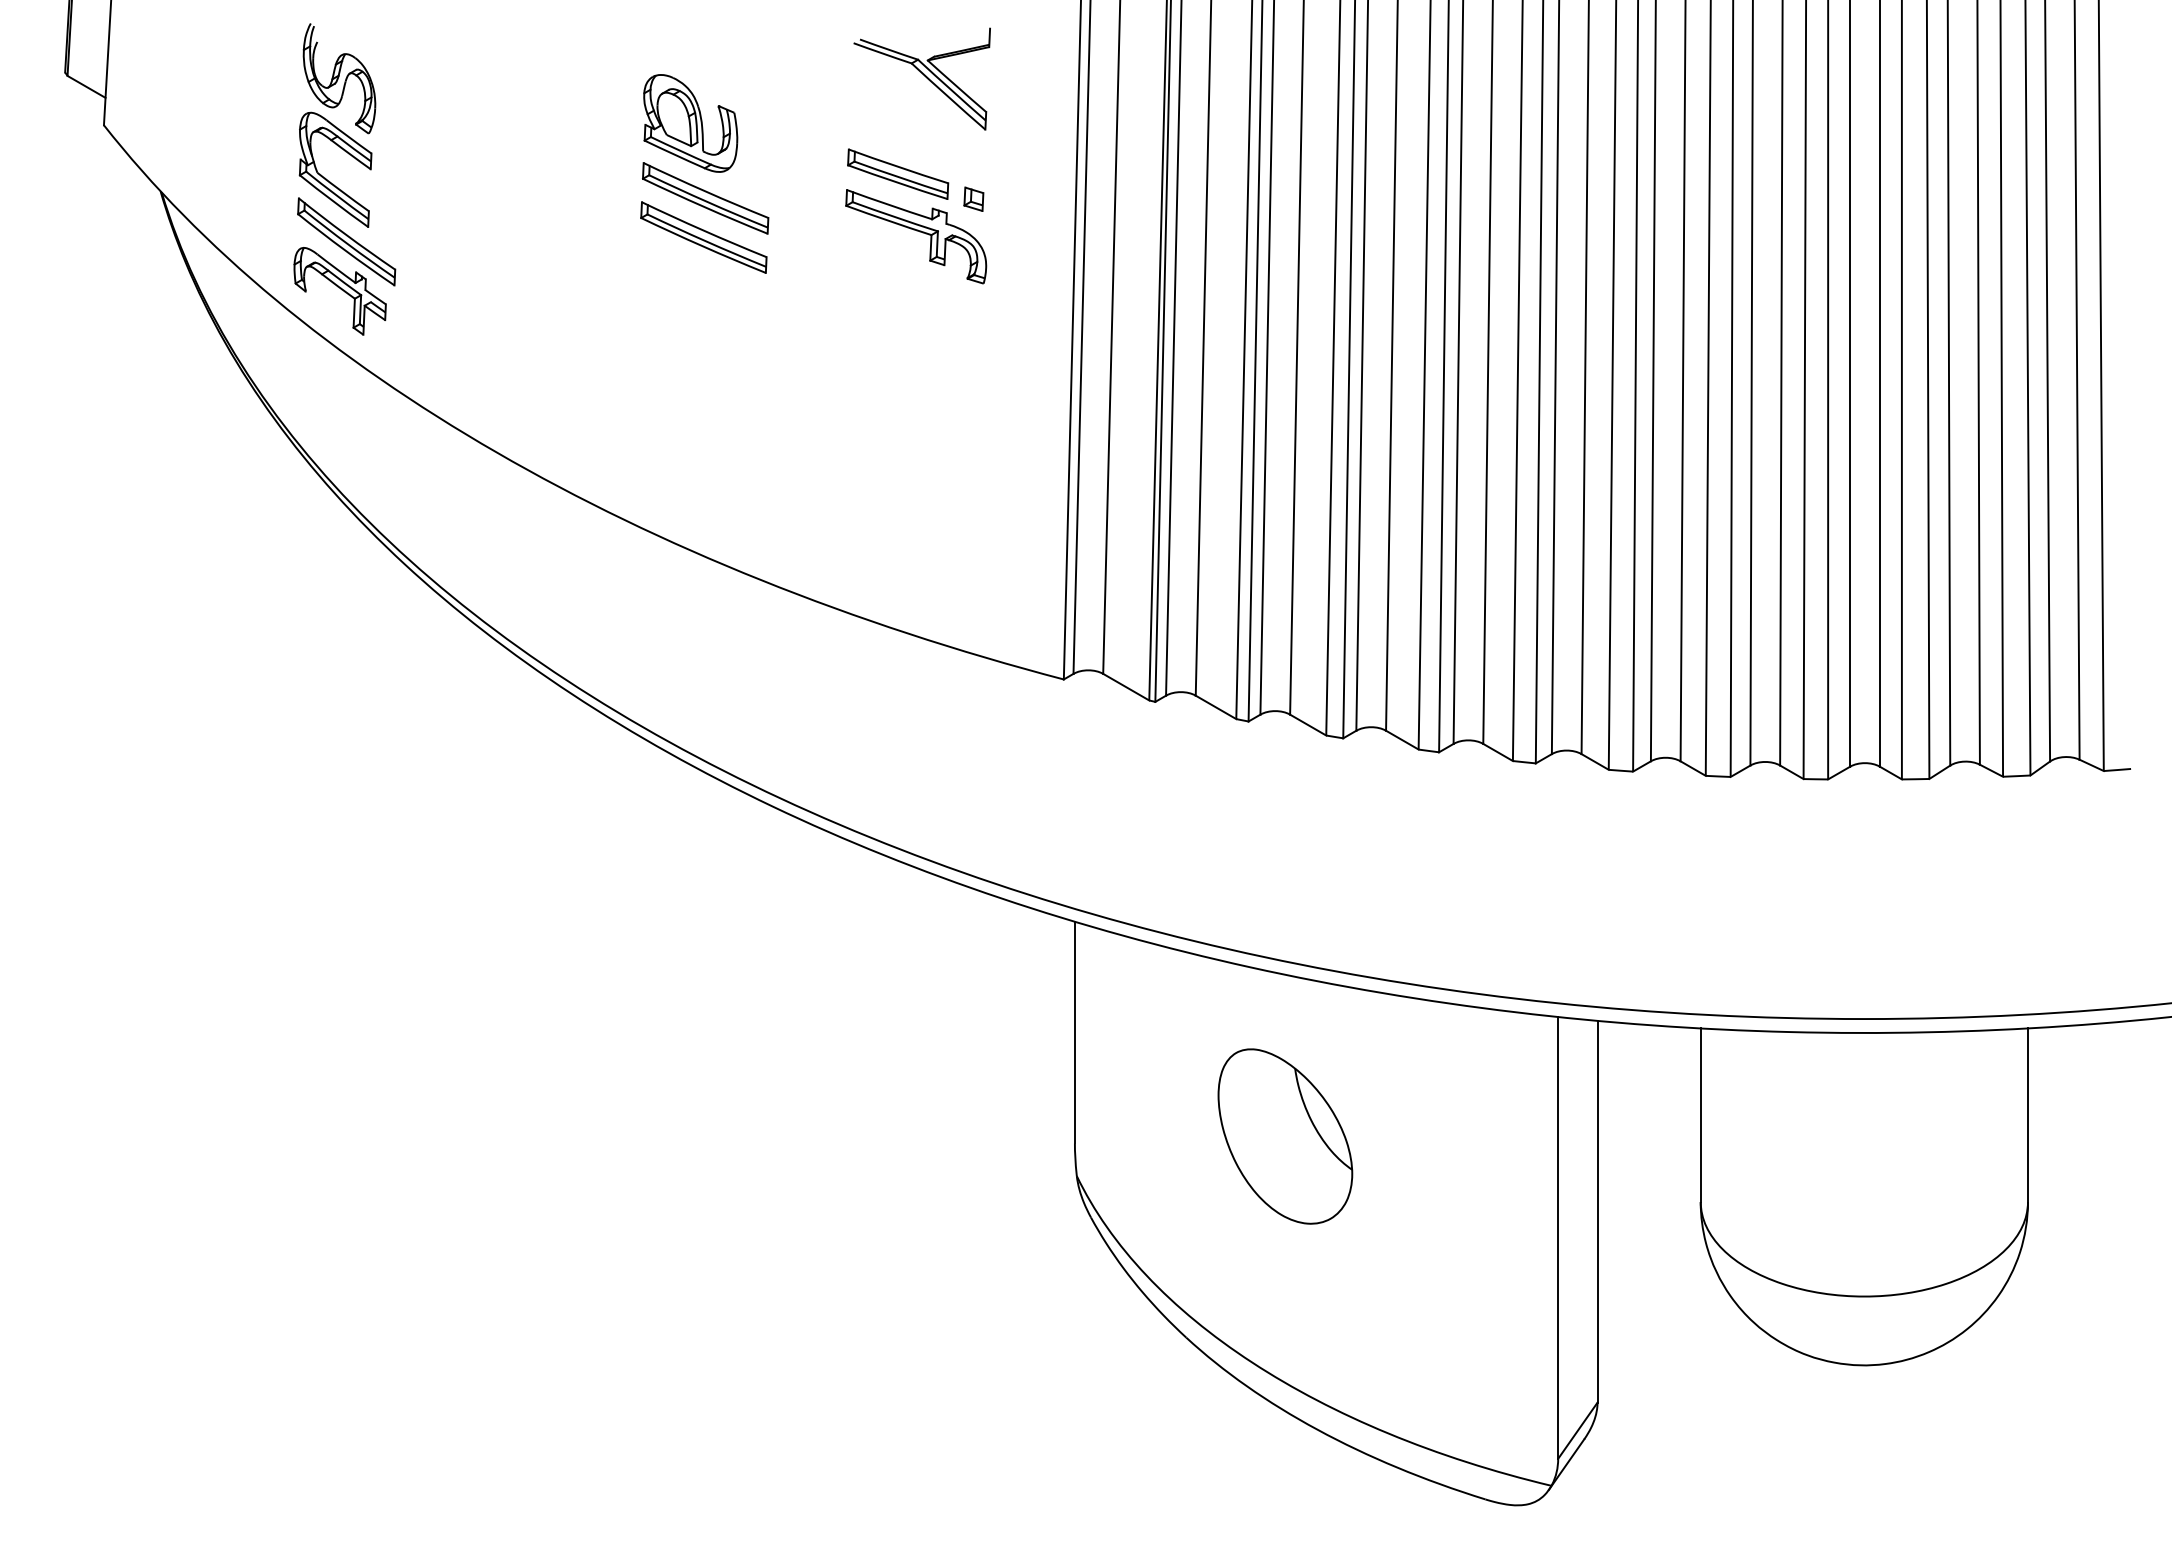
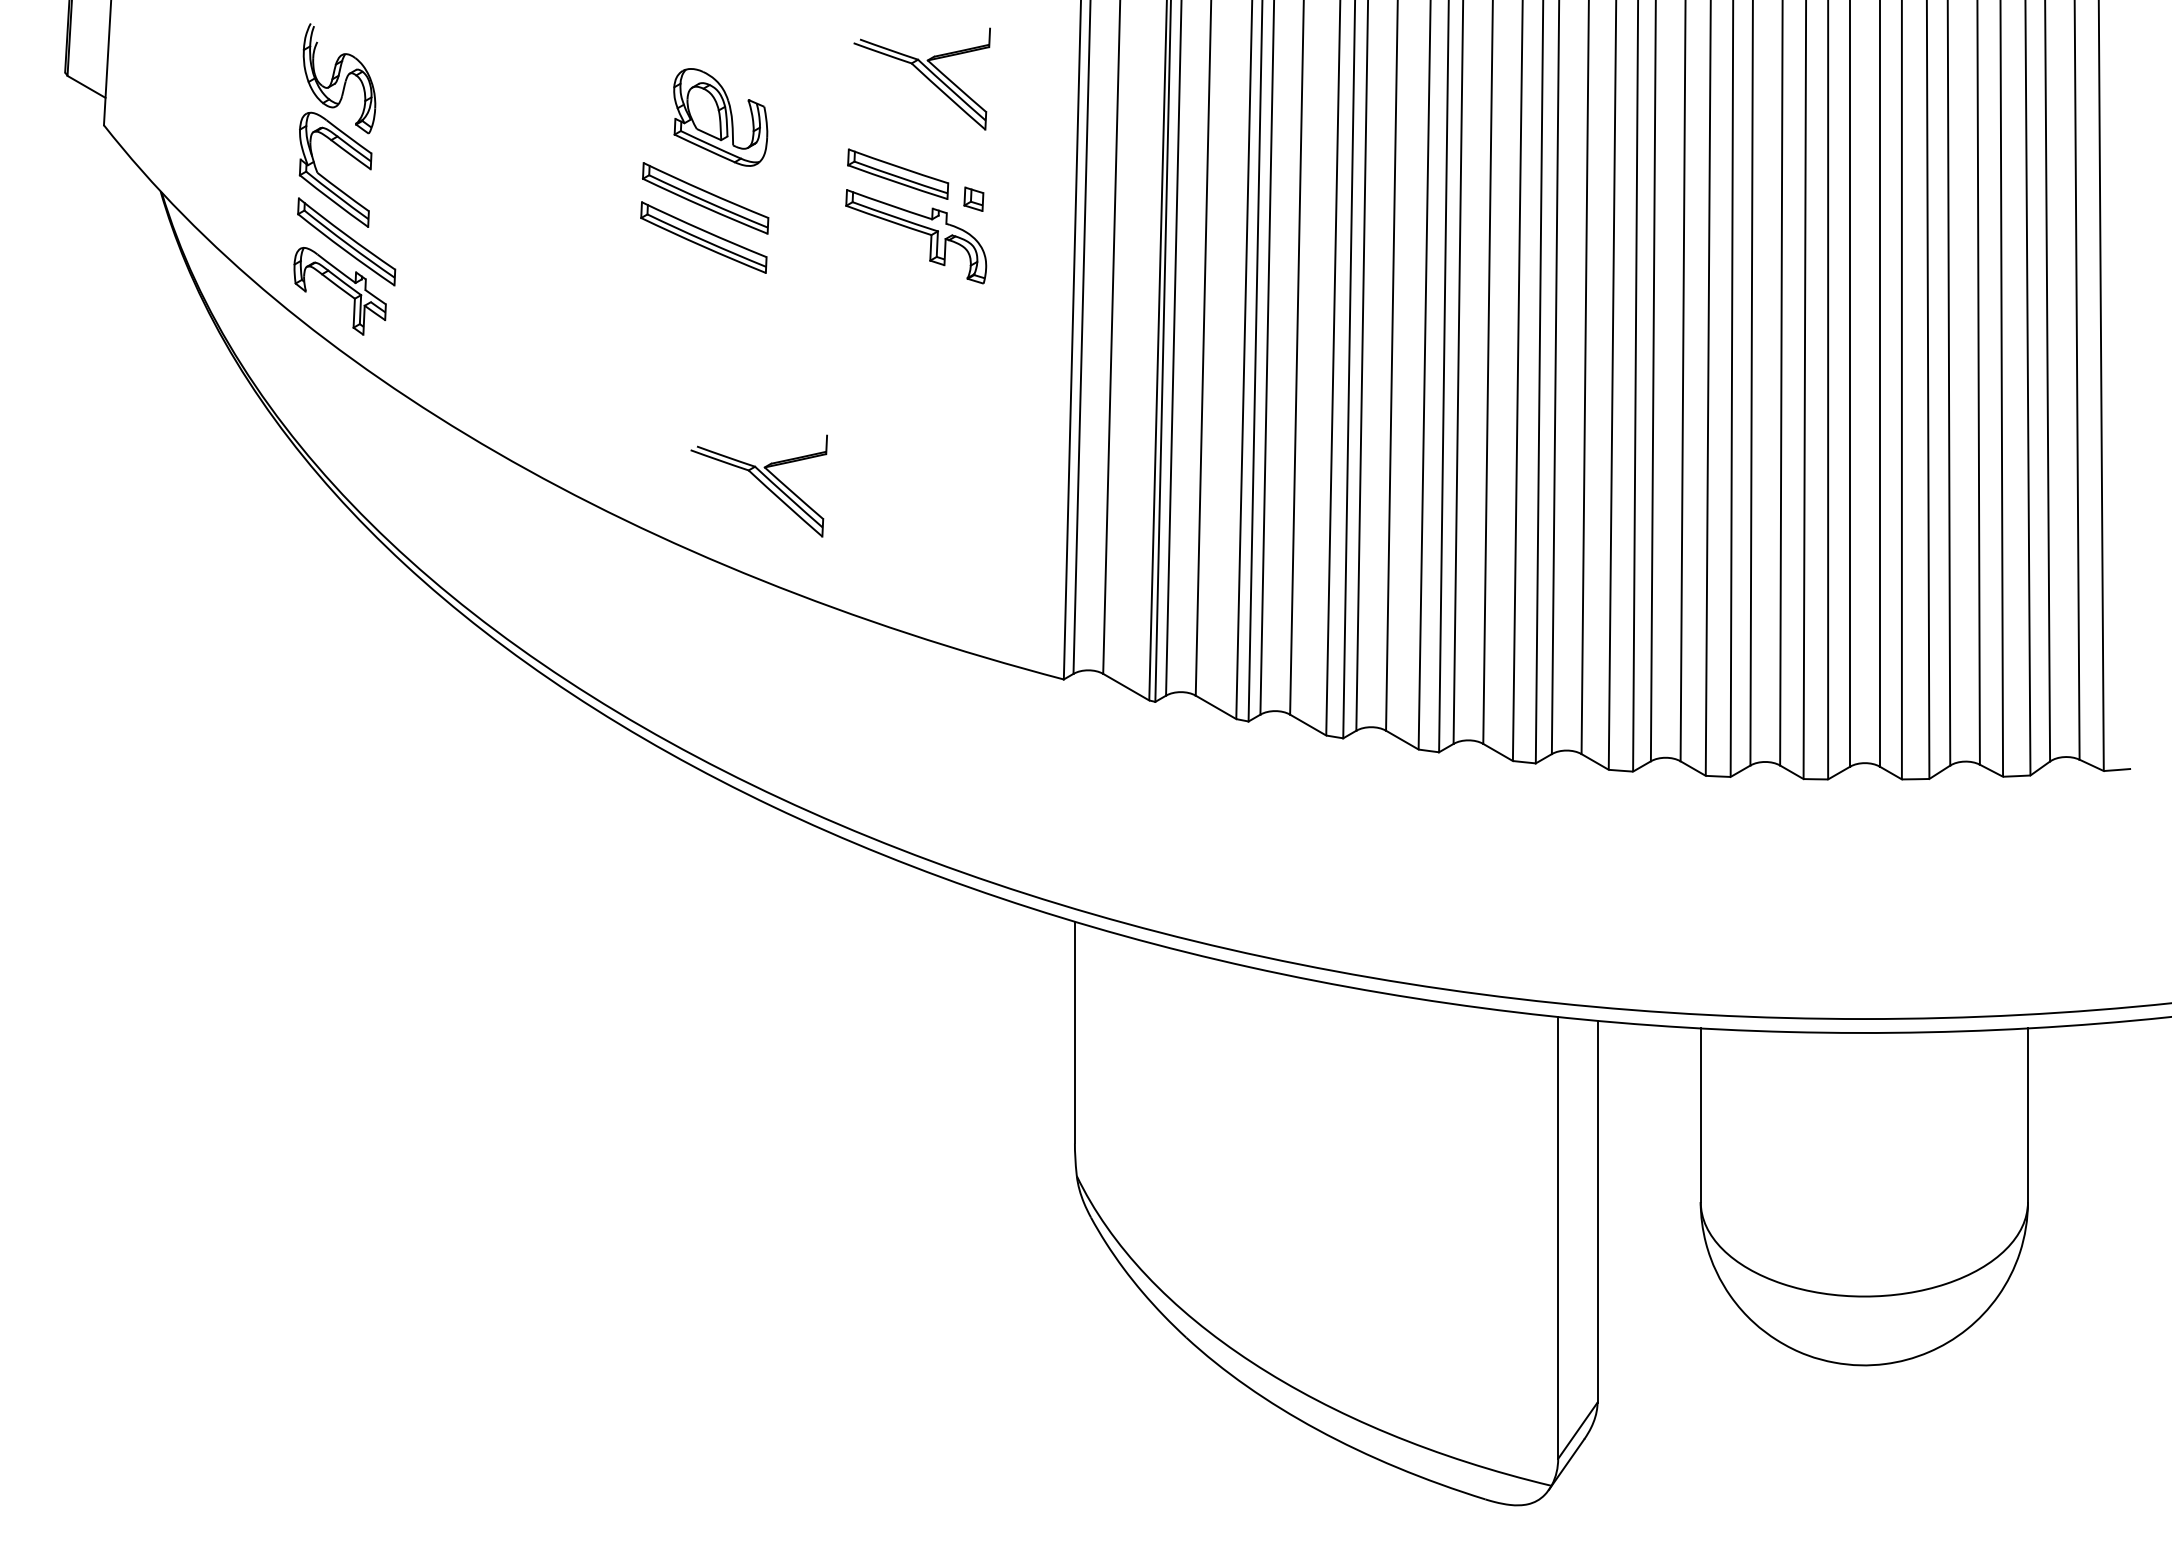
part position: (690, 123) -> (720, 117) (720, 117)
part: none -> present (758, 485)
part: present -> none (1285, 1136)
